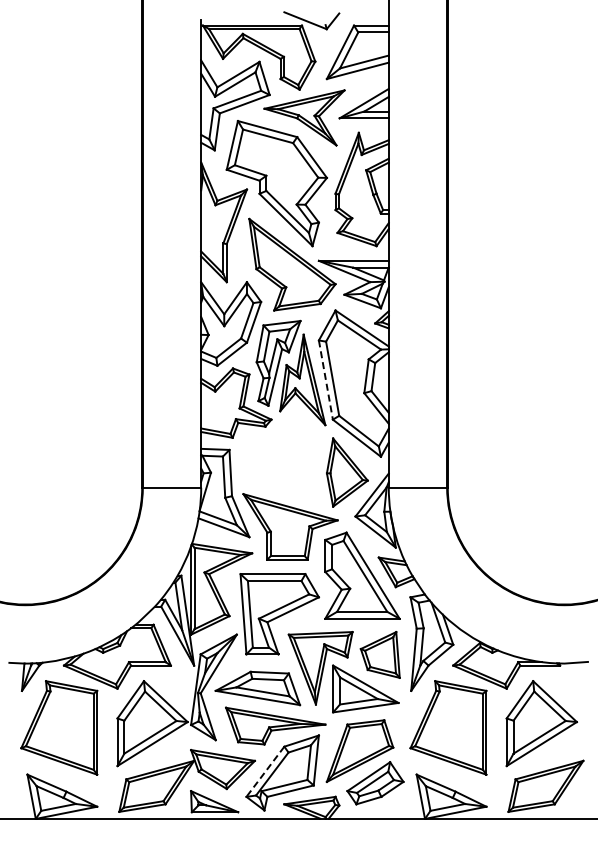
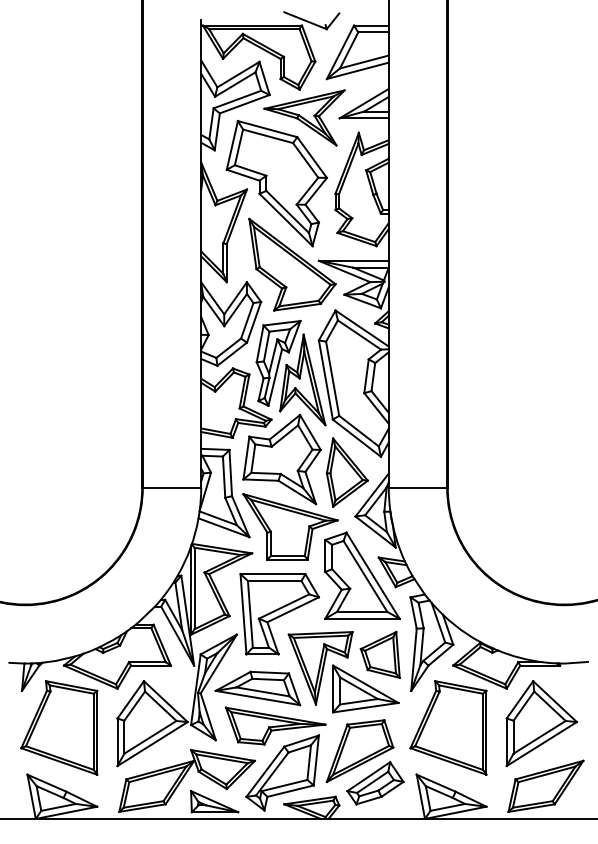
line: dashed -> solid (326, 380)
part: none -> present (281, 459)
line: dashed -> solid (265, 772)
